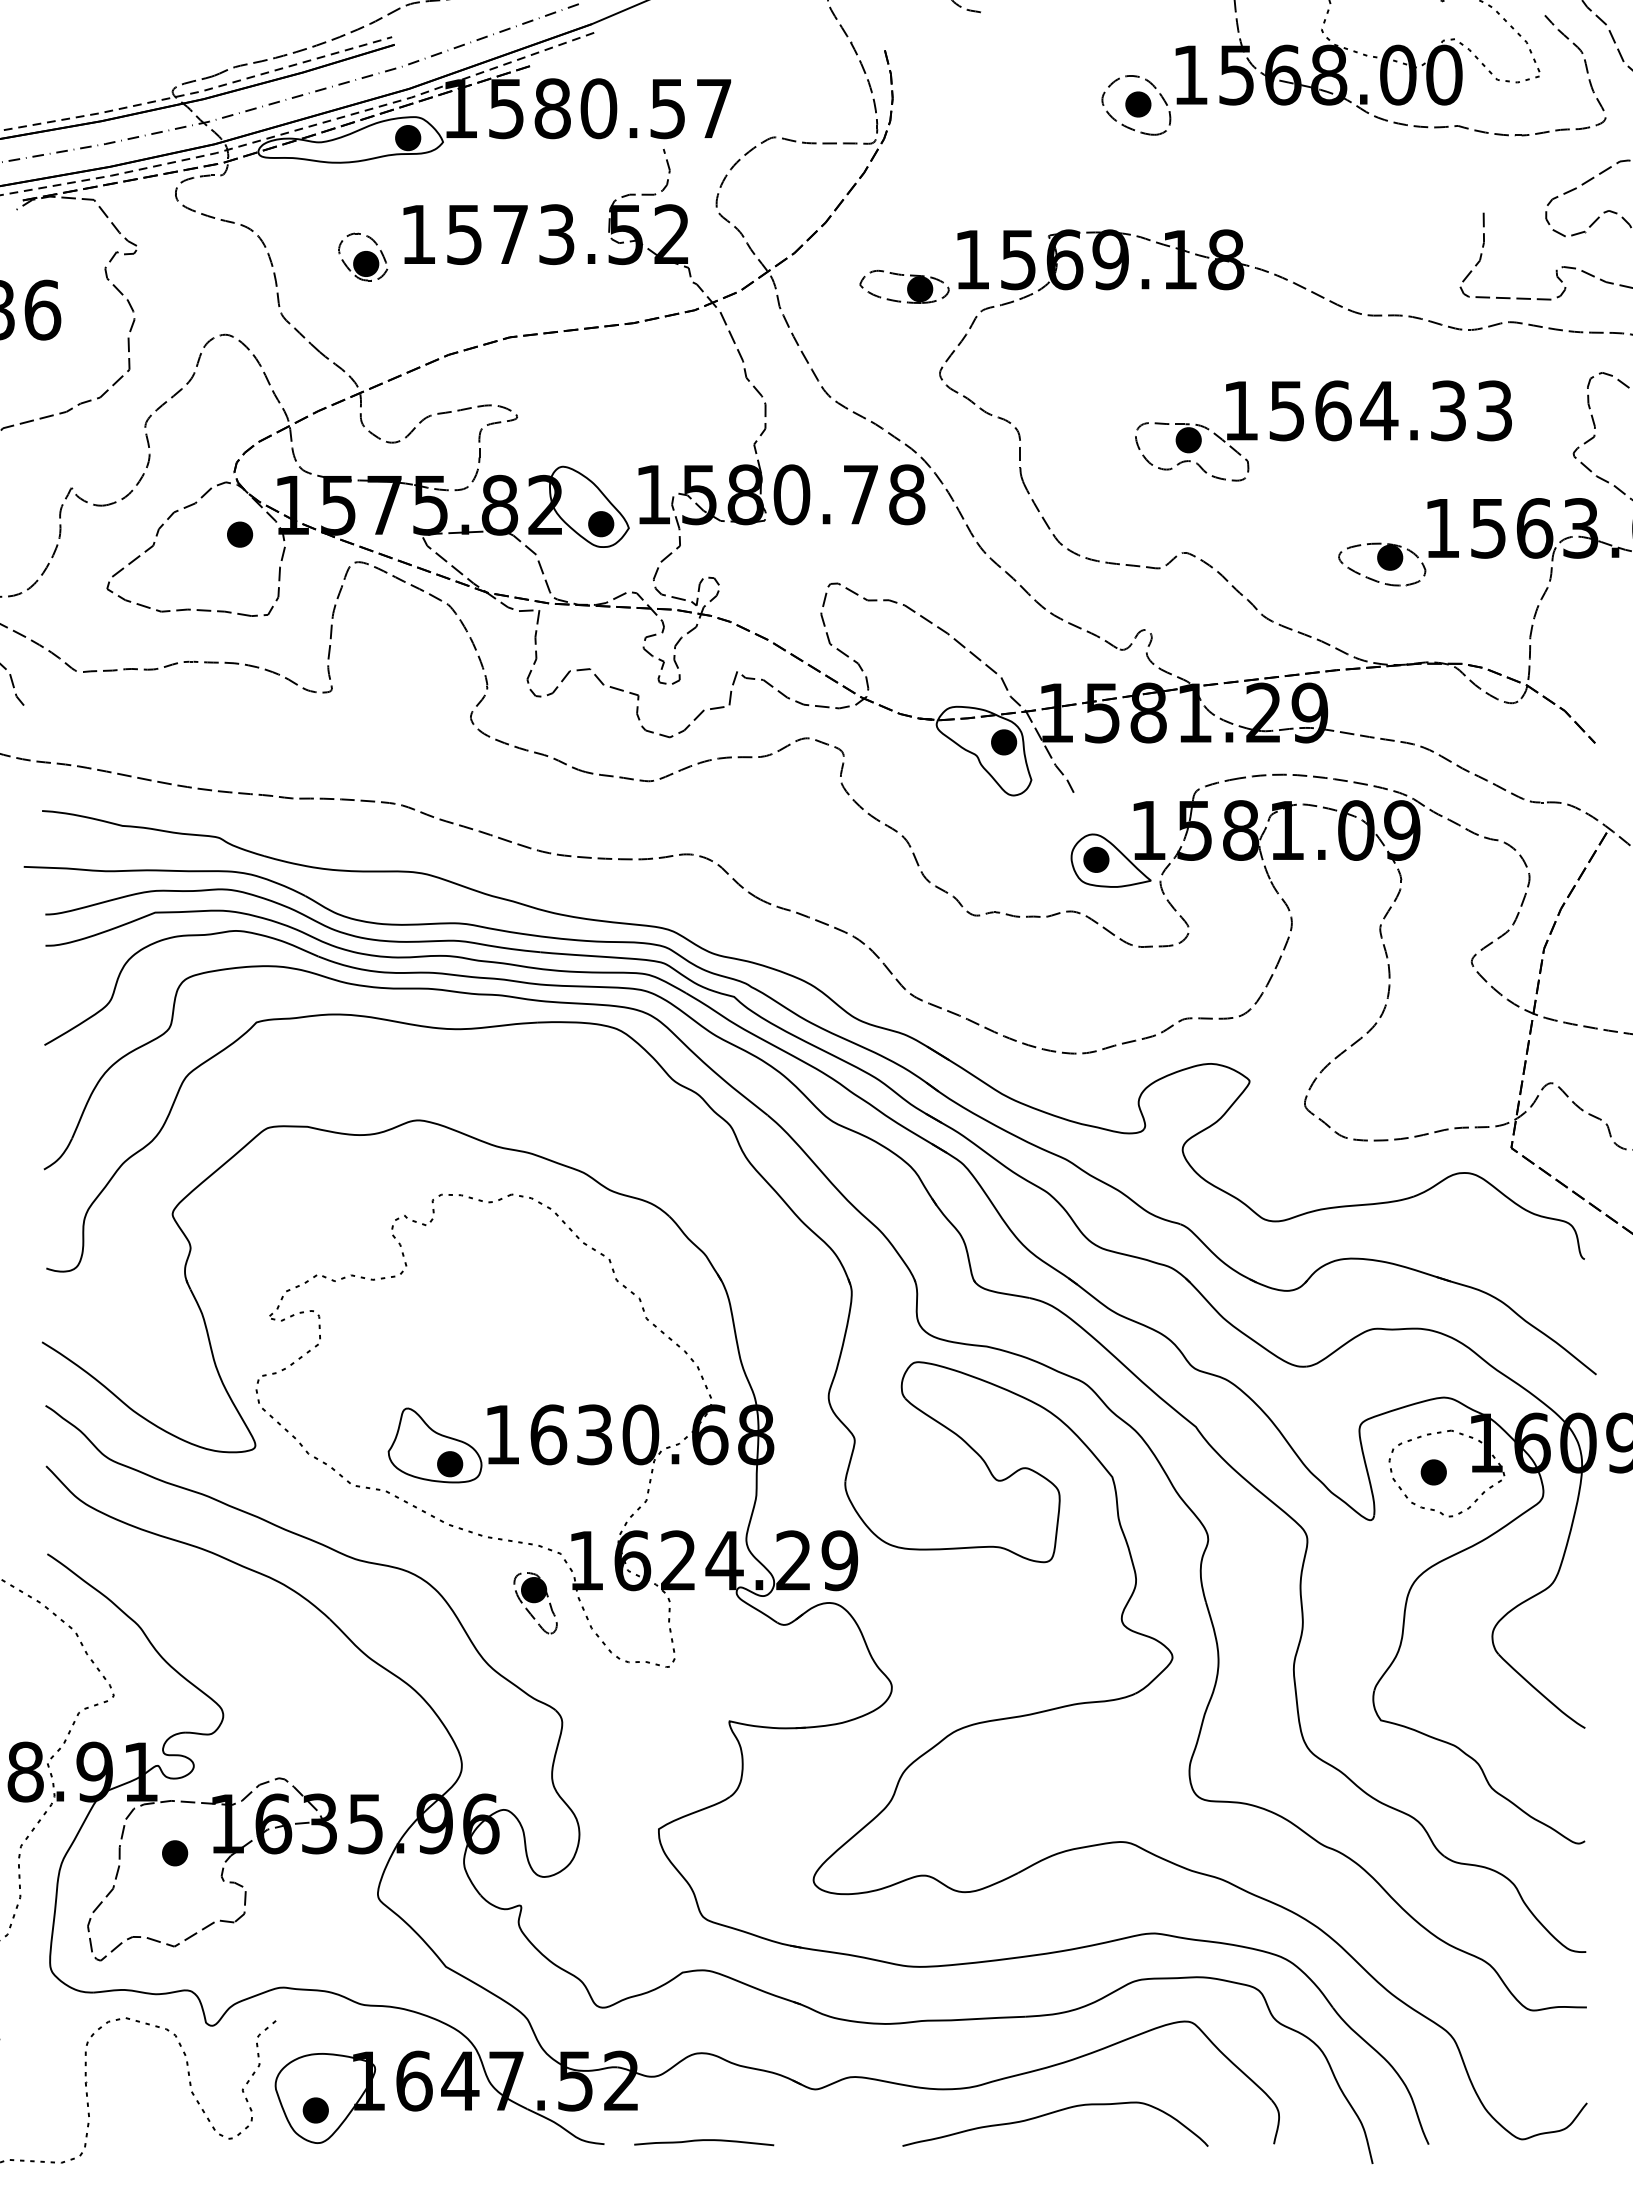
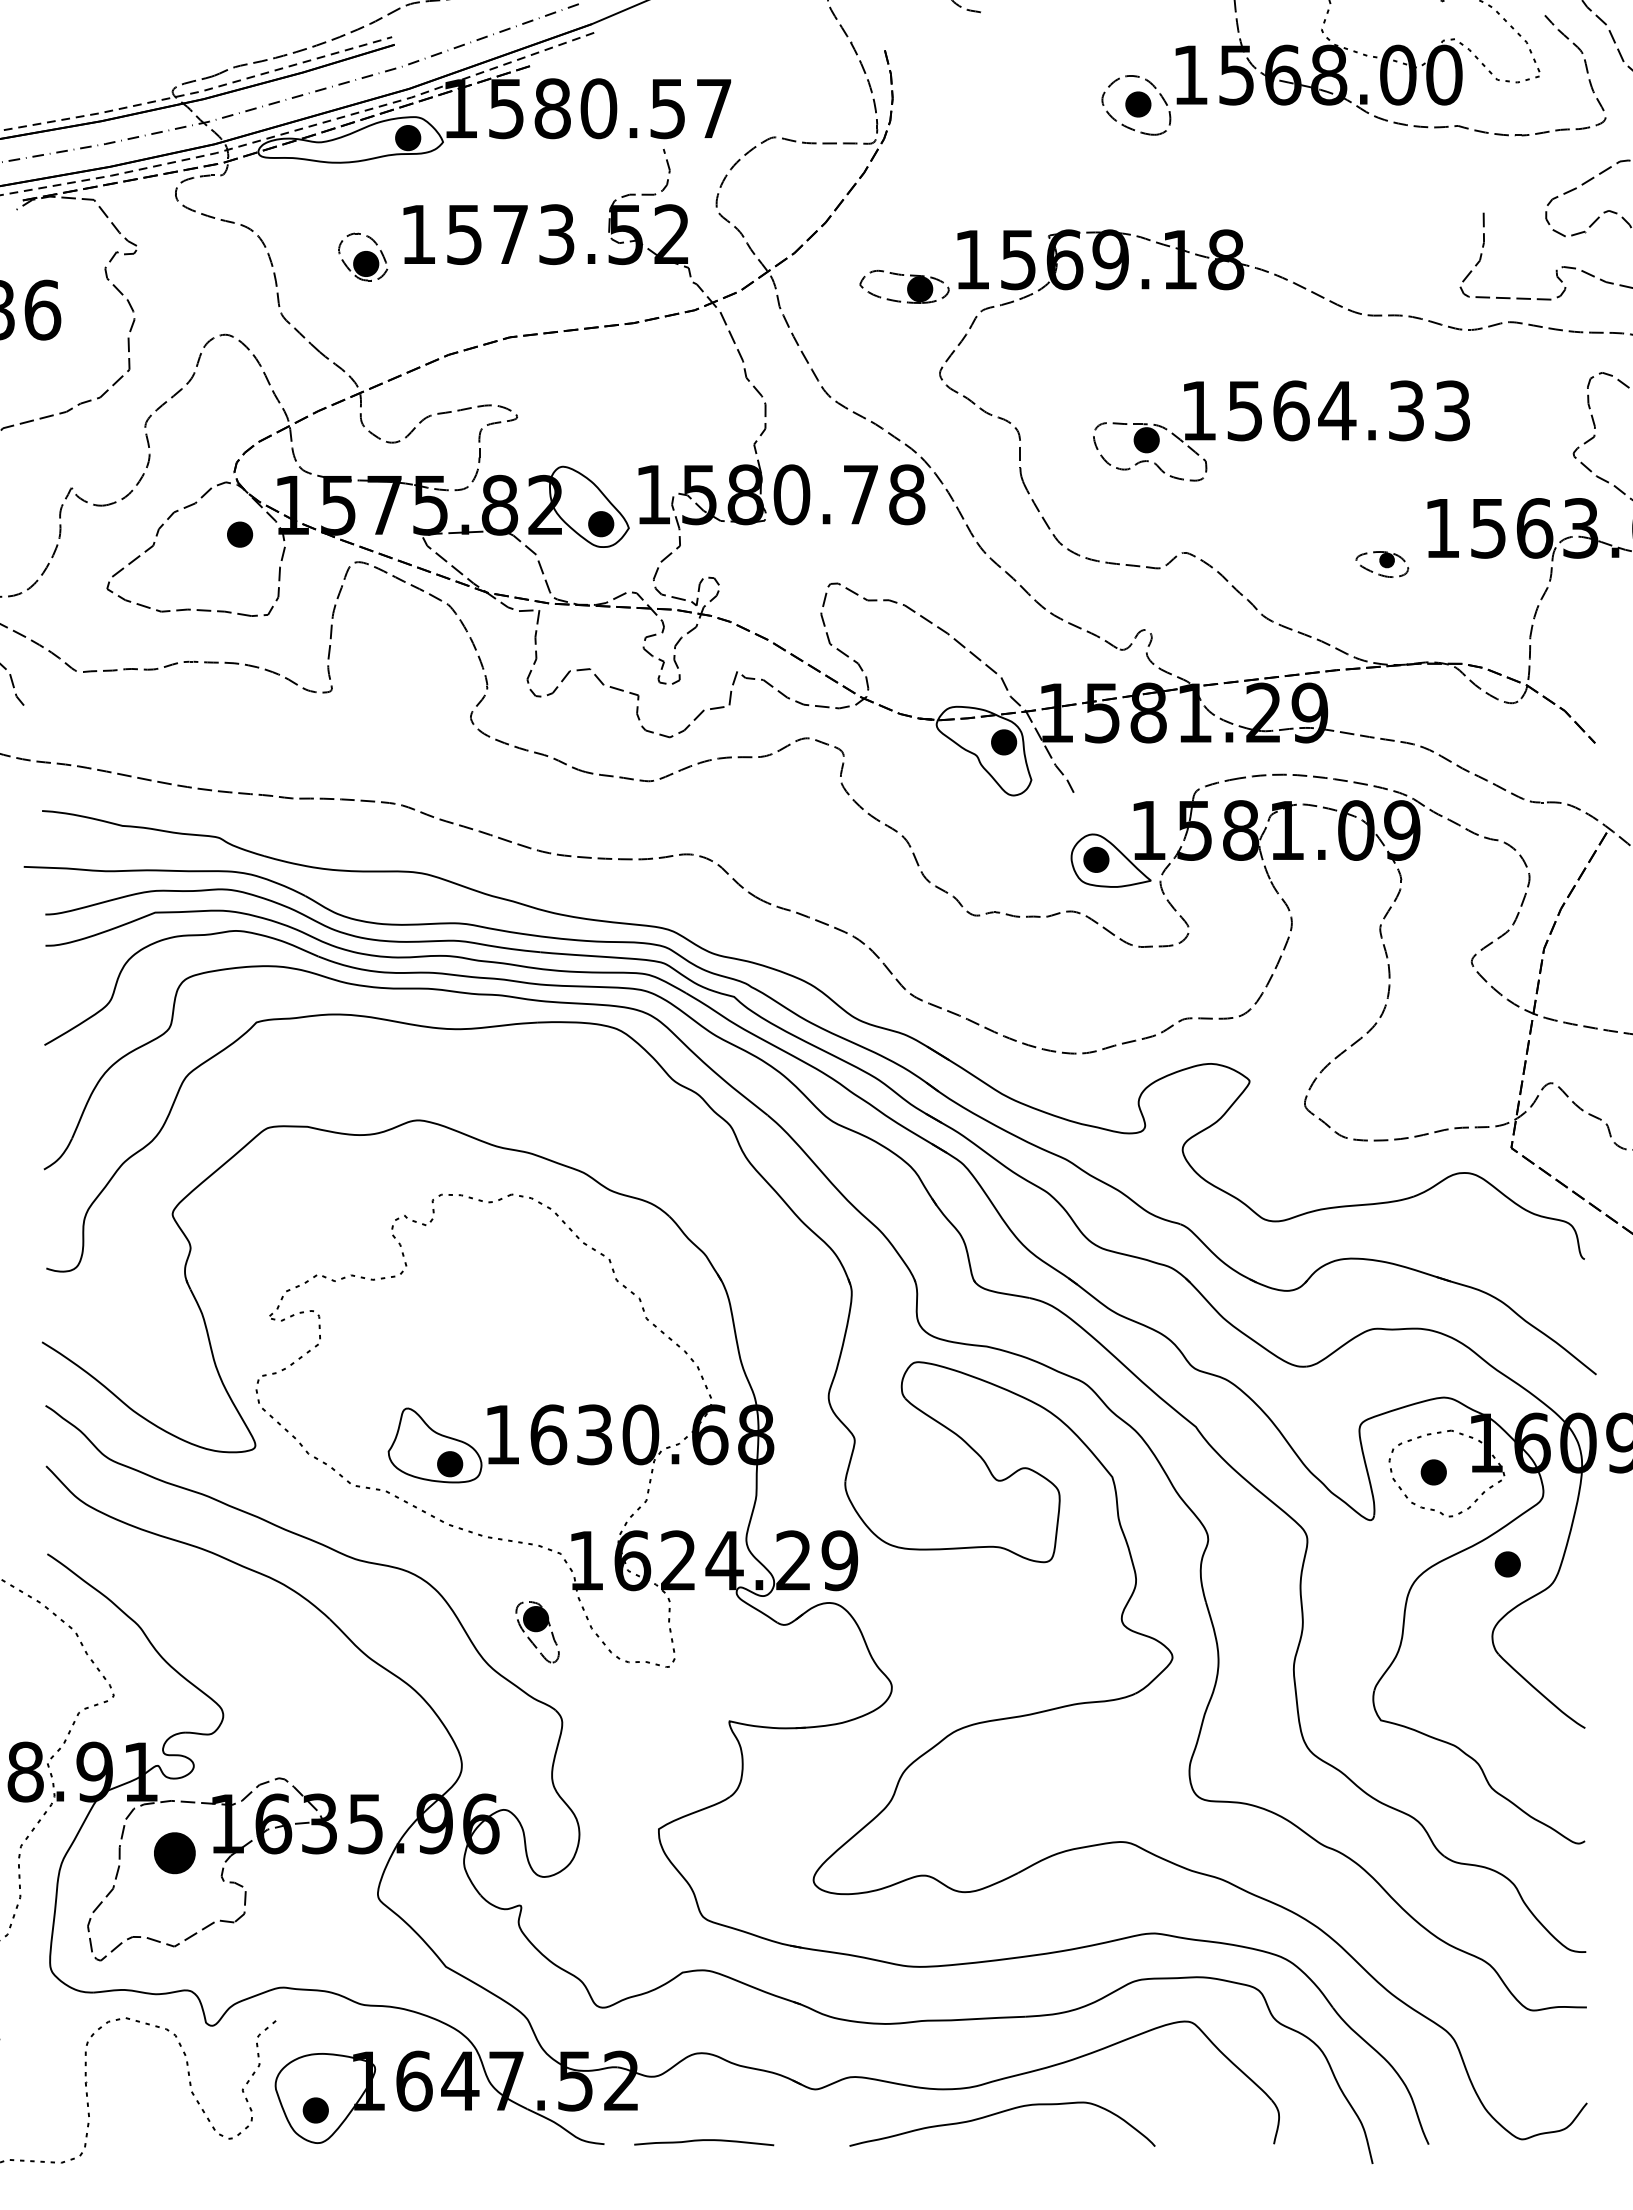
part position: (1323, 430) -> (1281, 430) (1281, 430)
part size: 89x45 px -> 55x27 px (1382, 564)
part: none -> present (1507, 1564)
part position: (535, 1603) -> (537, 1632) (537, 1632)
part size: 27x27 px -> 42x43 px (174, 1853)
curve position: (1053, 2113) -> (1000, 2113) (1000, 2113)
